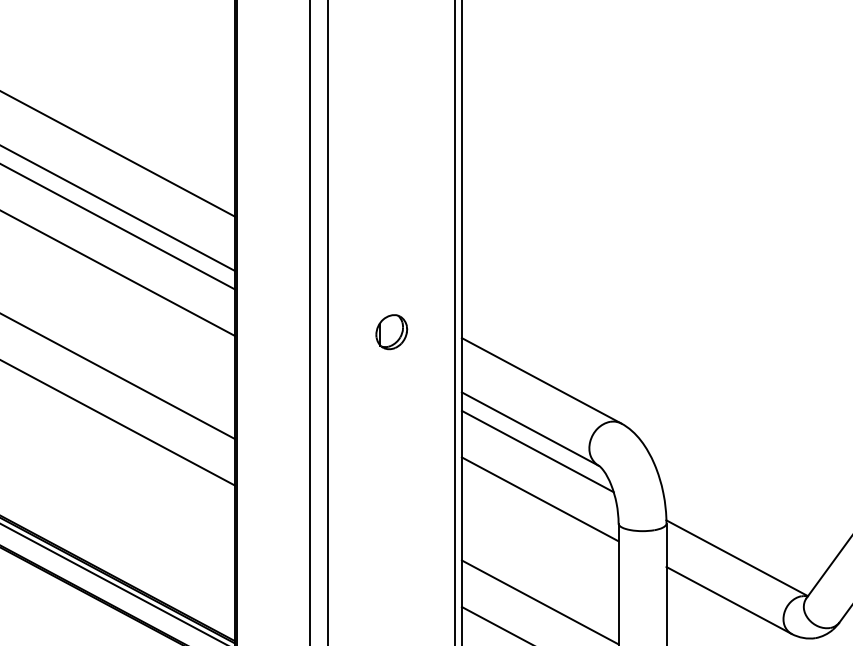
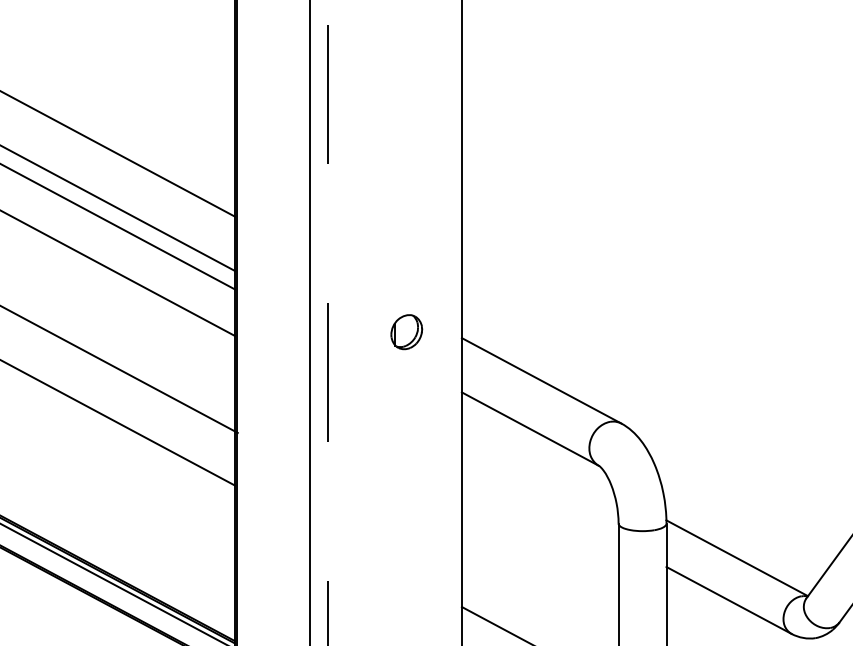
line: present -> none (455, 322)
line: solid -> dashed (328, 323)
part position: (391, 332) -> (406, 332) (406, 332)
line position: (118, 376) -> (119, 369) (119, 369)
line: present -> none (537, 451)
line: present -> none (539, 499)
line: present -> none (538, 601)
